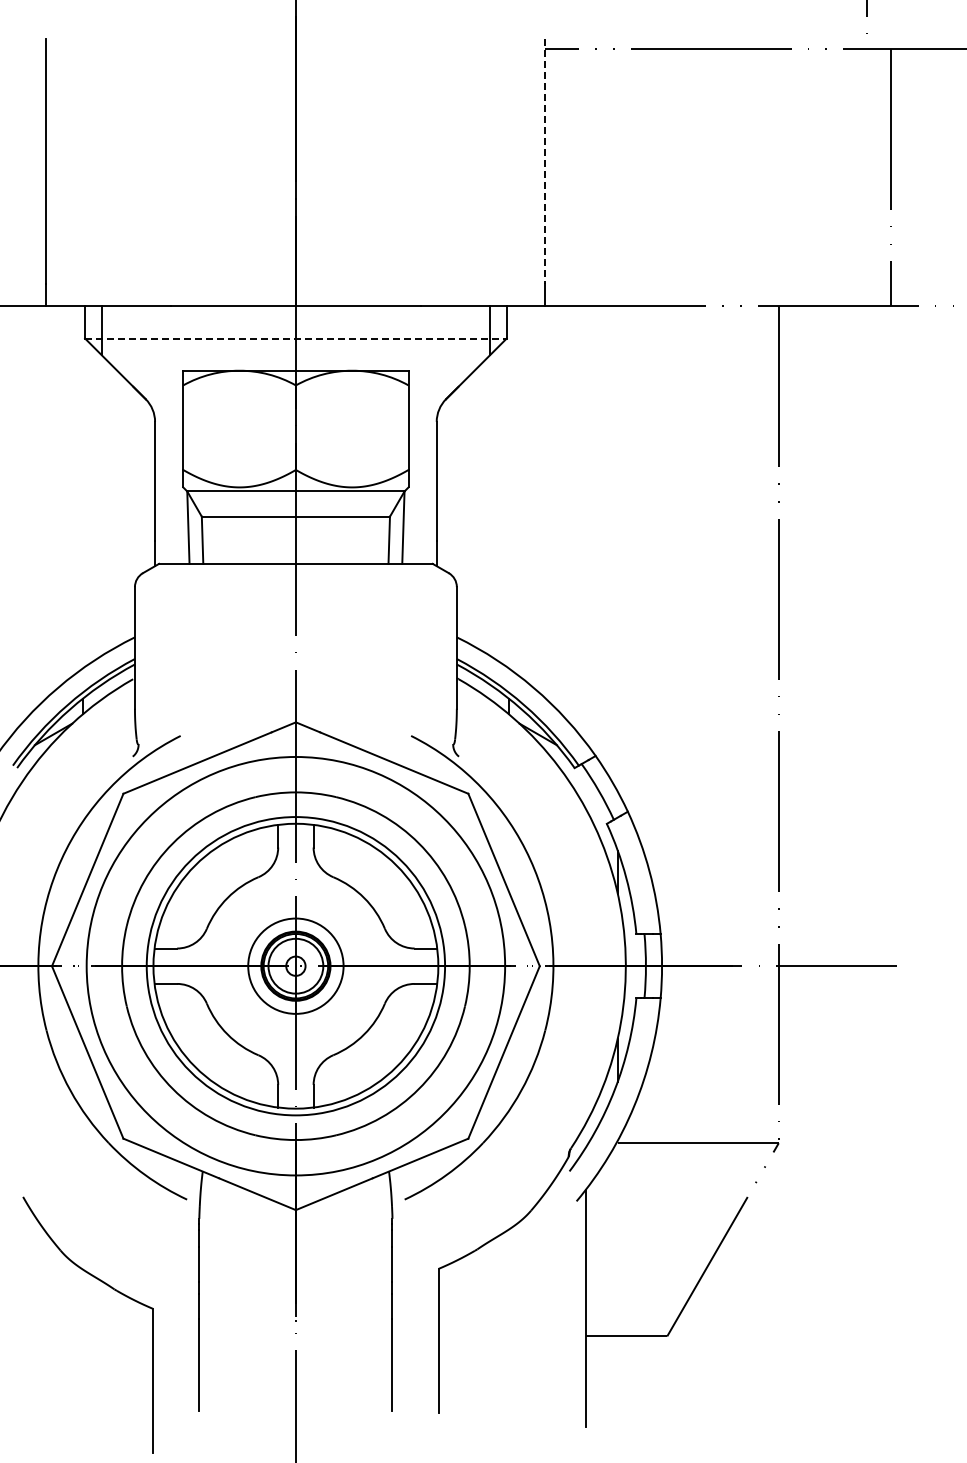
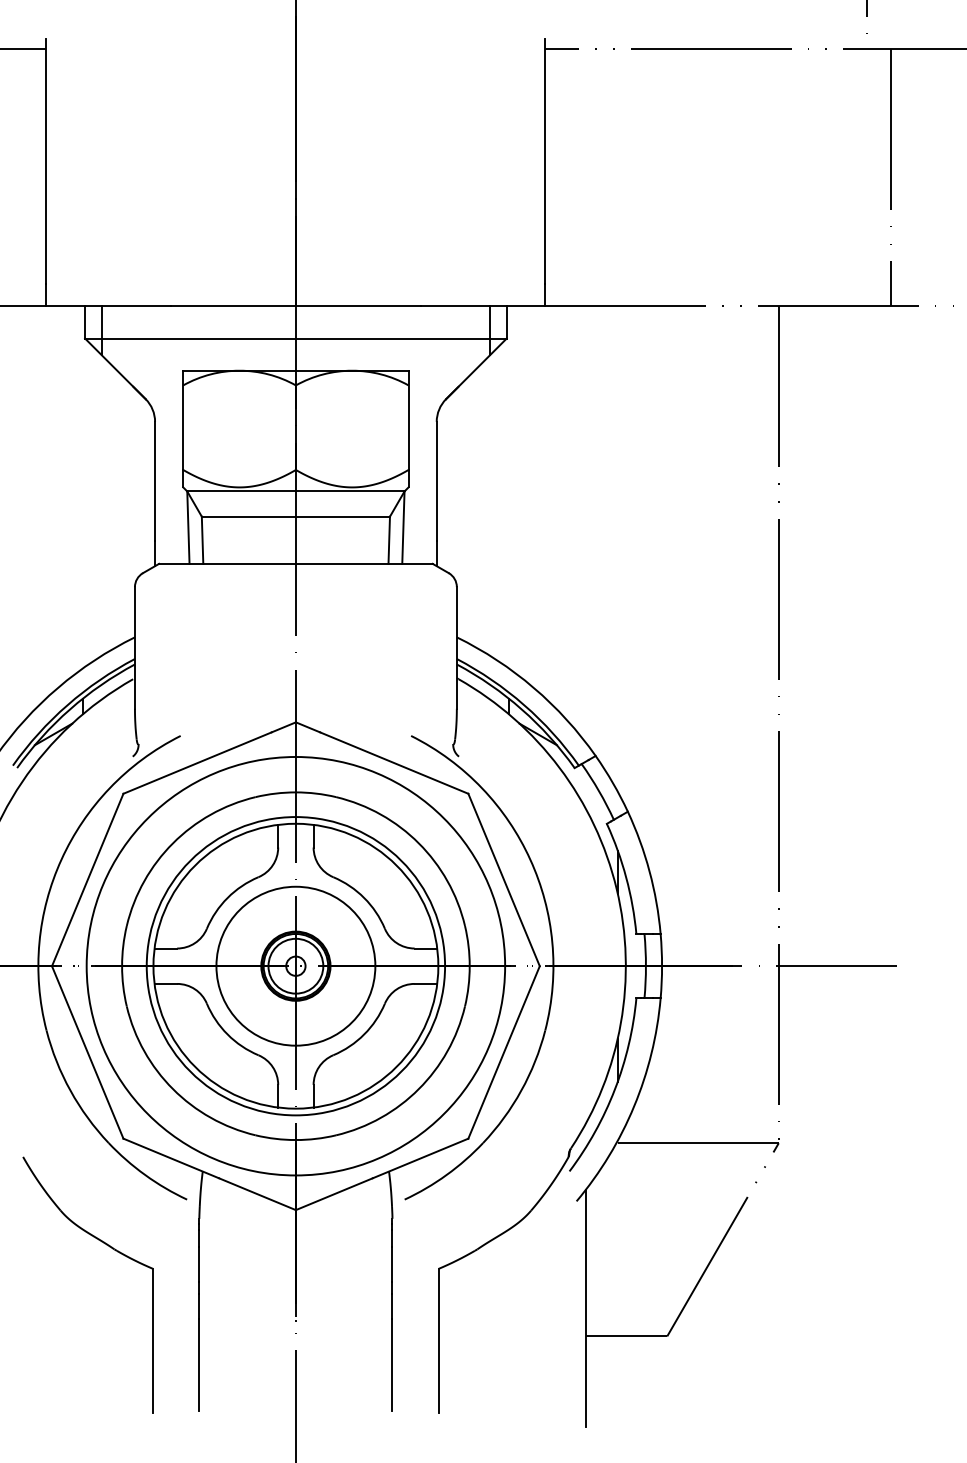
line: none -> present (24, 48)
line: dashed -> solid (545, 161)
line: dashed -> solid (295, 338)
circle diameter: 95 px -> 159 px (295, 965)
part position: (112, 1289) -> (112, 1249) (112, 1249)
